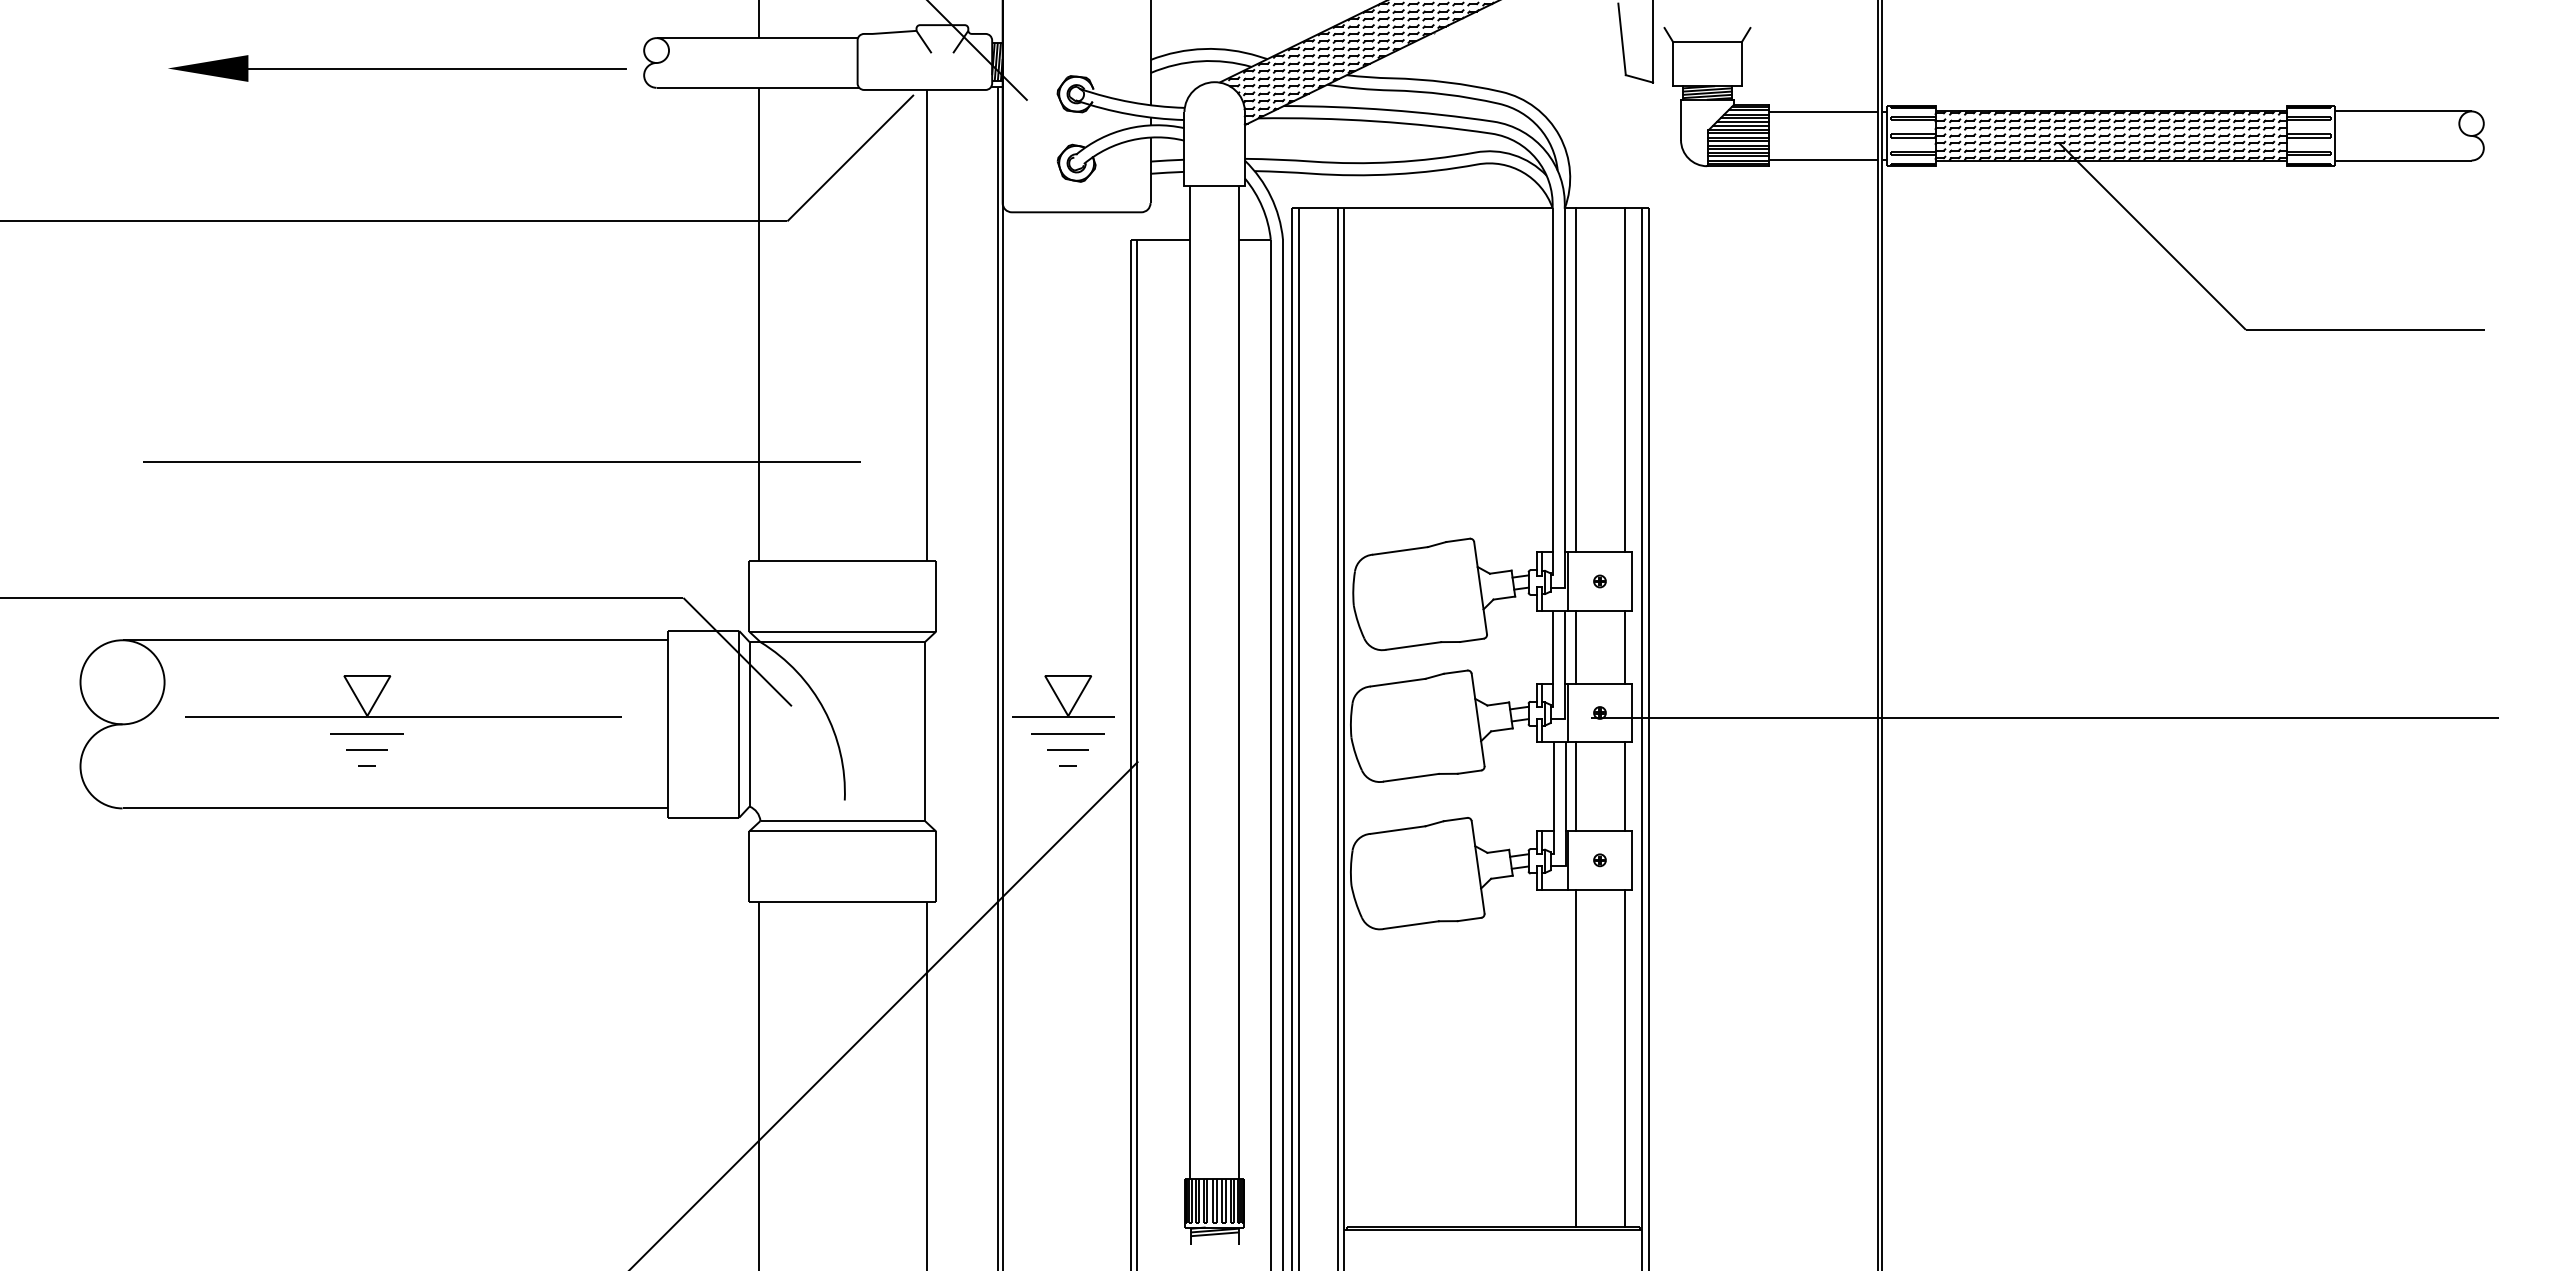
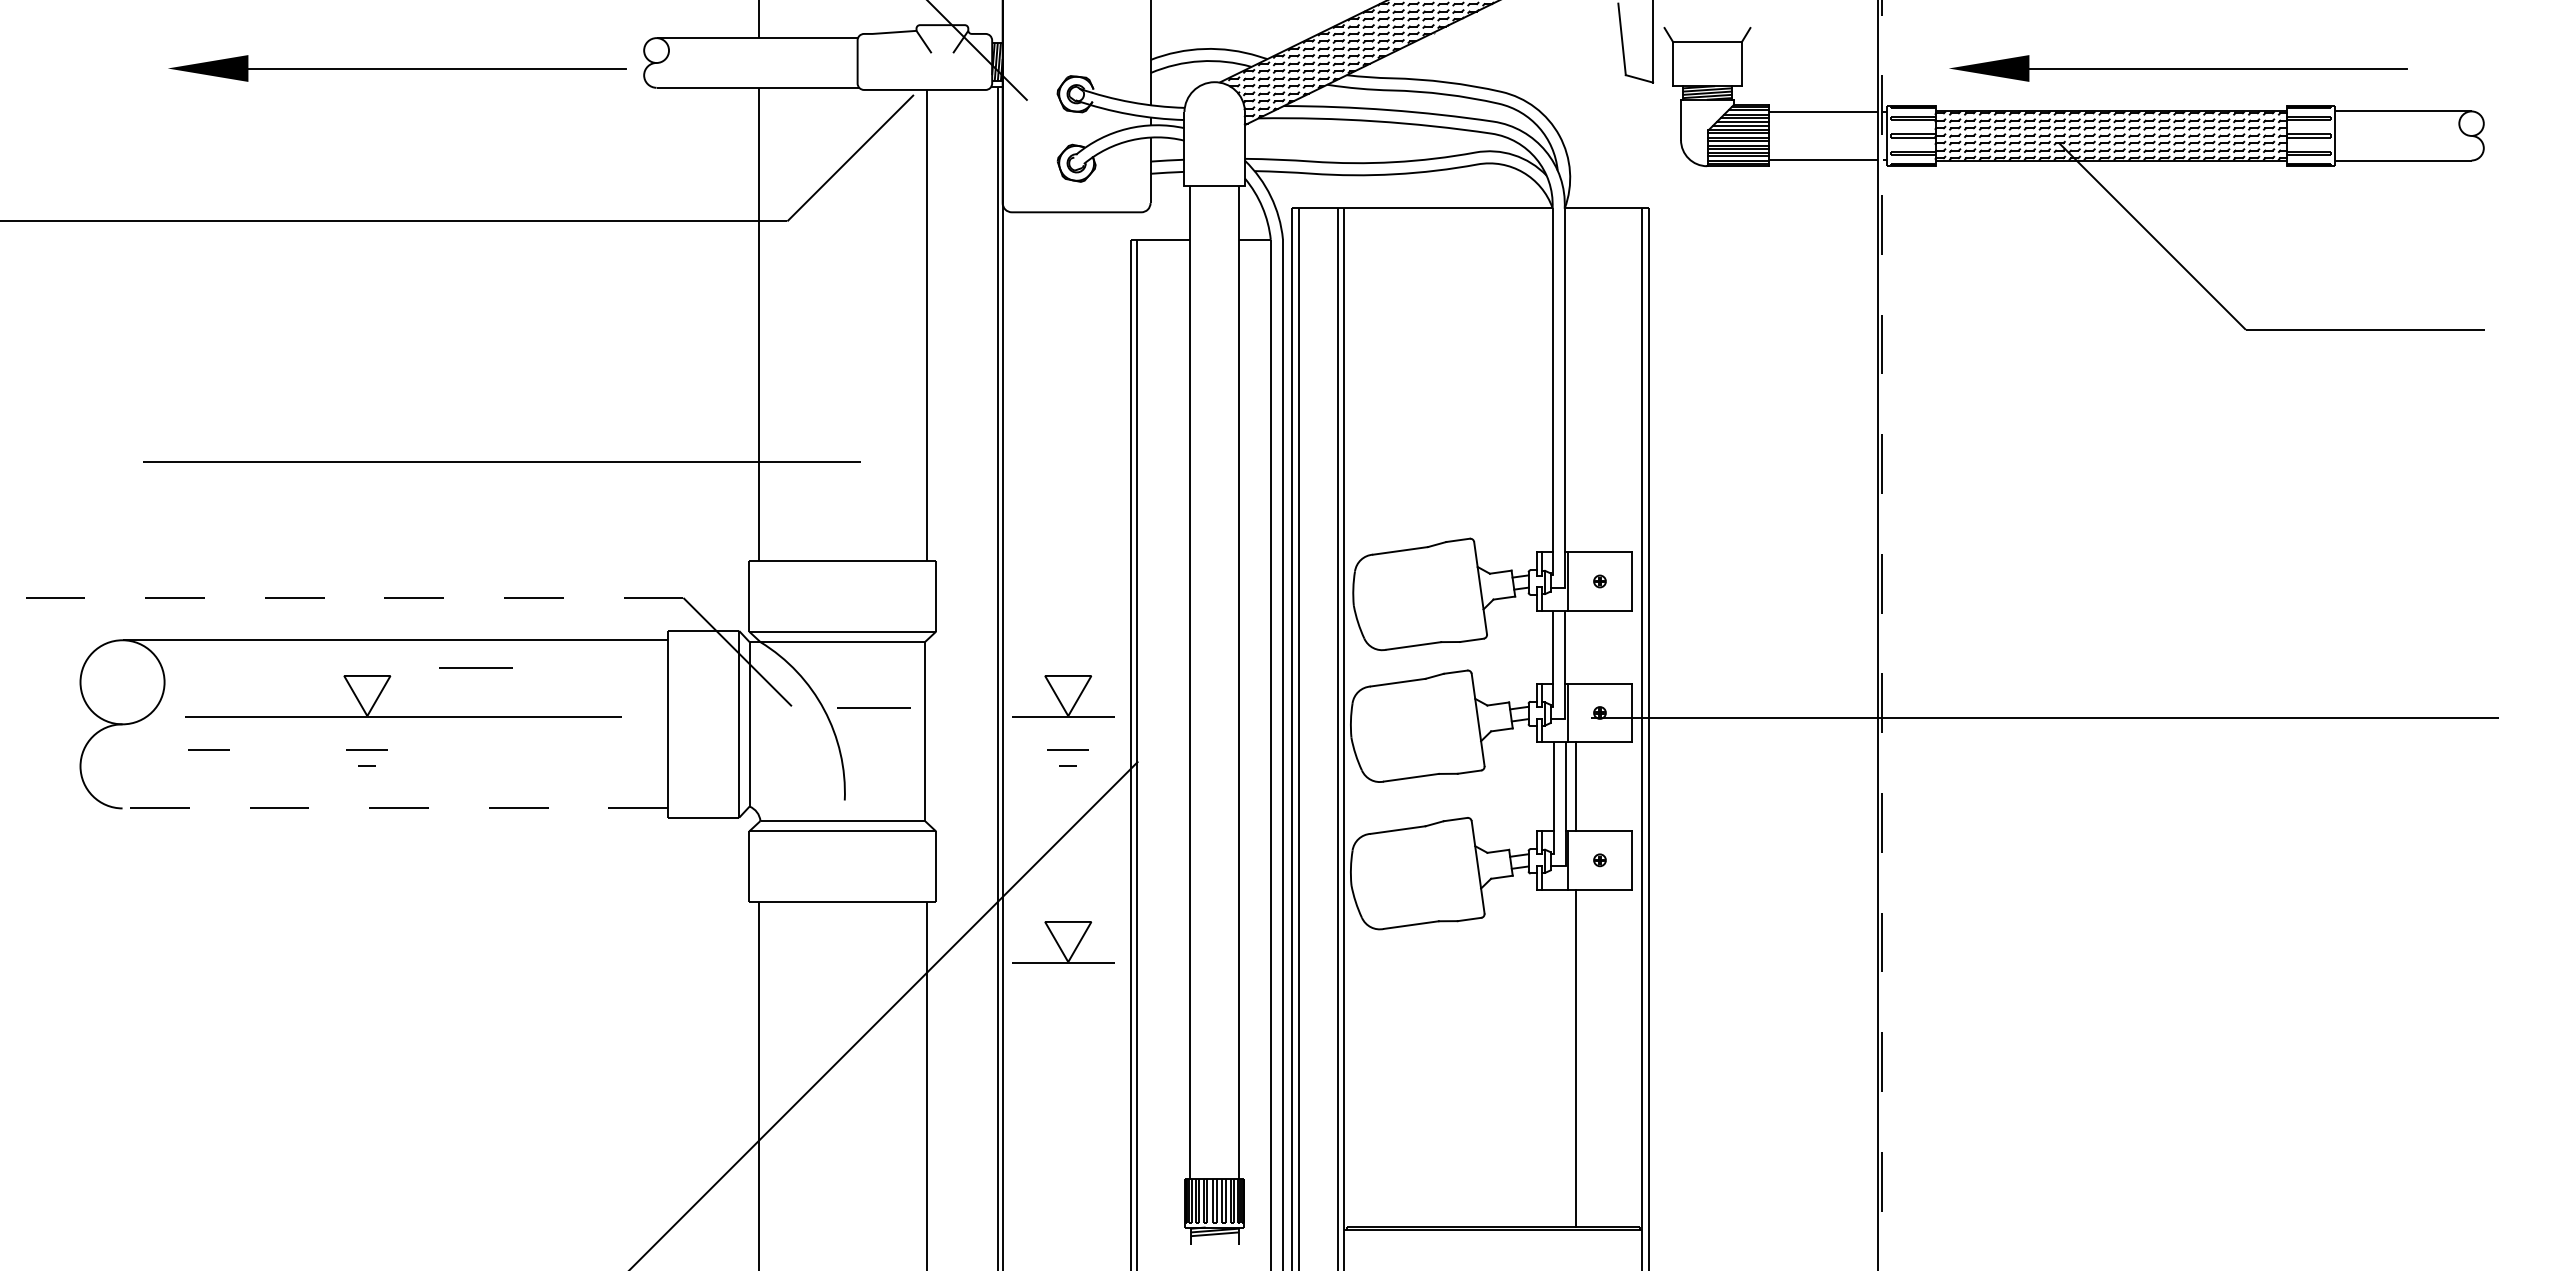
part: none -> present (2178, 68)
line: present -> none (1575, 380)
line: present -> none (1624, 380)
line: solid -> dashed (341, 597)
line: solid -> dashed (1882, 635)
line: present -> none (1575, 646)
line: present -> none (1624, 646)
line position: (366, 733) -> (475, 667) (475, 667)
line position: (1067, 733) -> (873, 707) (873, 707)
line: none -> present (208, 749)
line: present -> none (1624, 786)
line: solid -> dashed (395, 808)
part: none -> present (1063, 942)
line: present -> none (1624, 1057)
